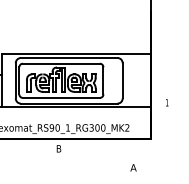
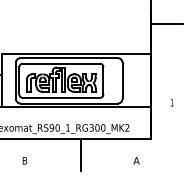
line: none -> present (166, 23)
text position: (167, 102) -> (172, 102) (172, 102)
text position: (58, 148) -> (24, 160) (24, 160)
line: none -> present (80, 155)
text position: (133, 167) -> (136, 160) (136, 160)
